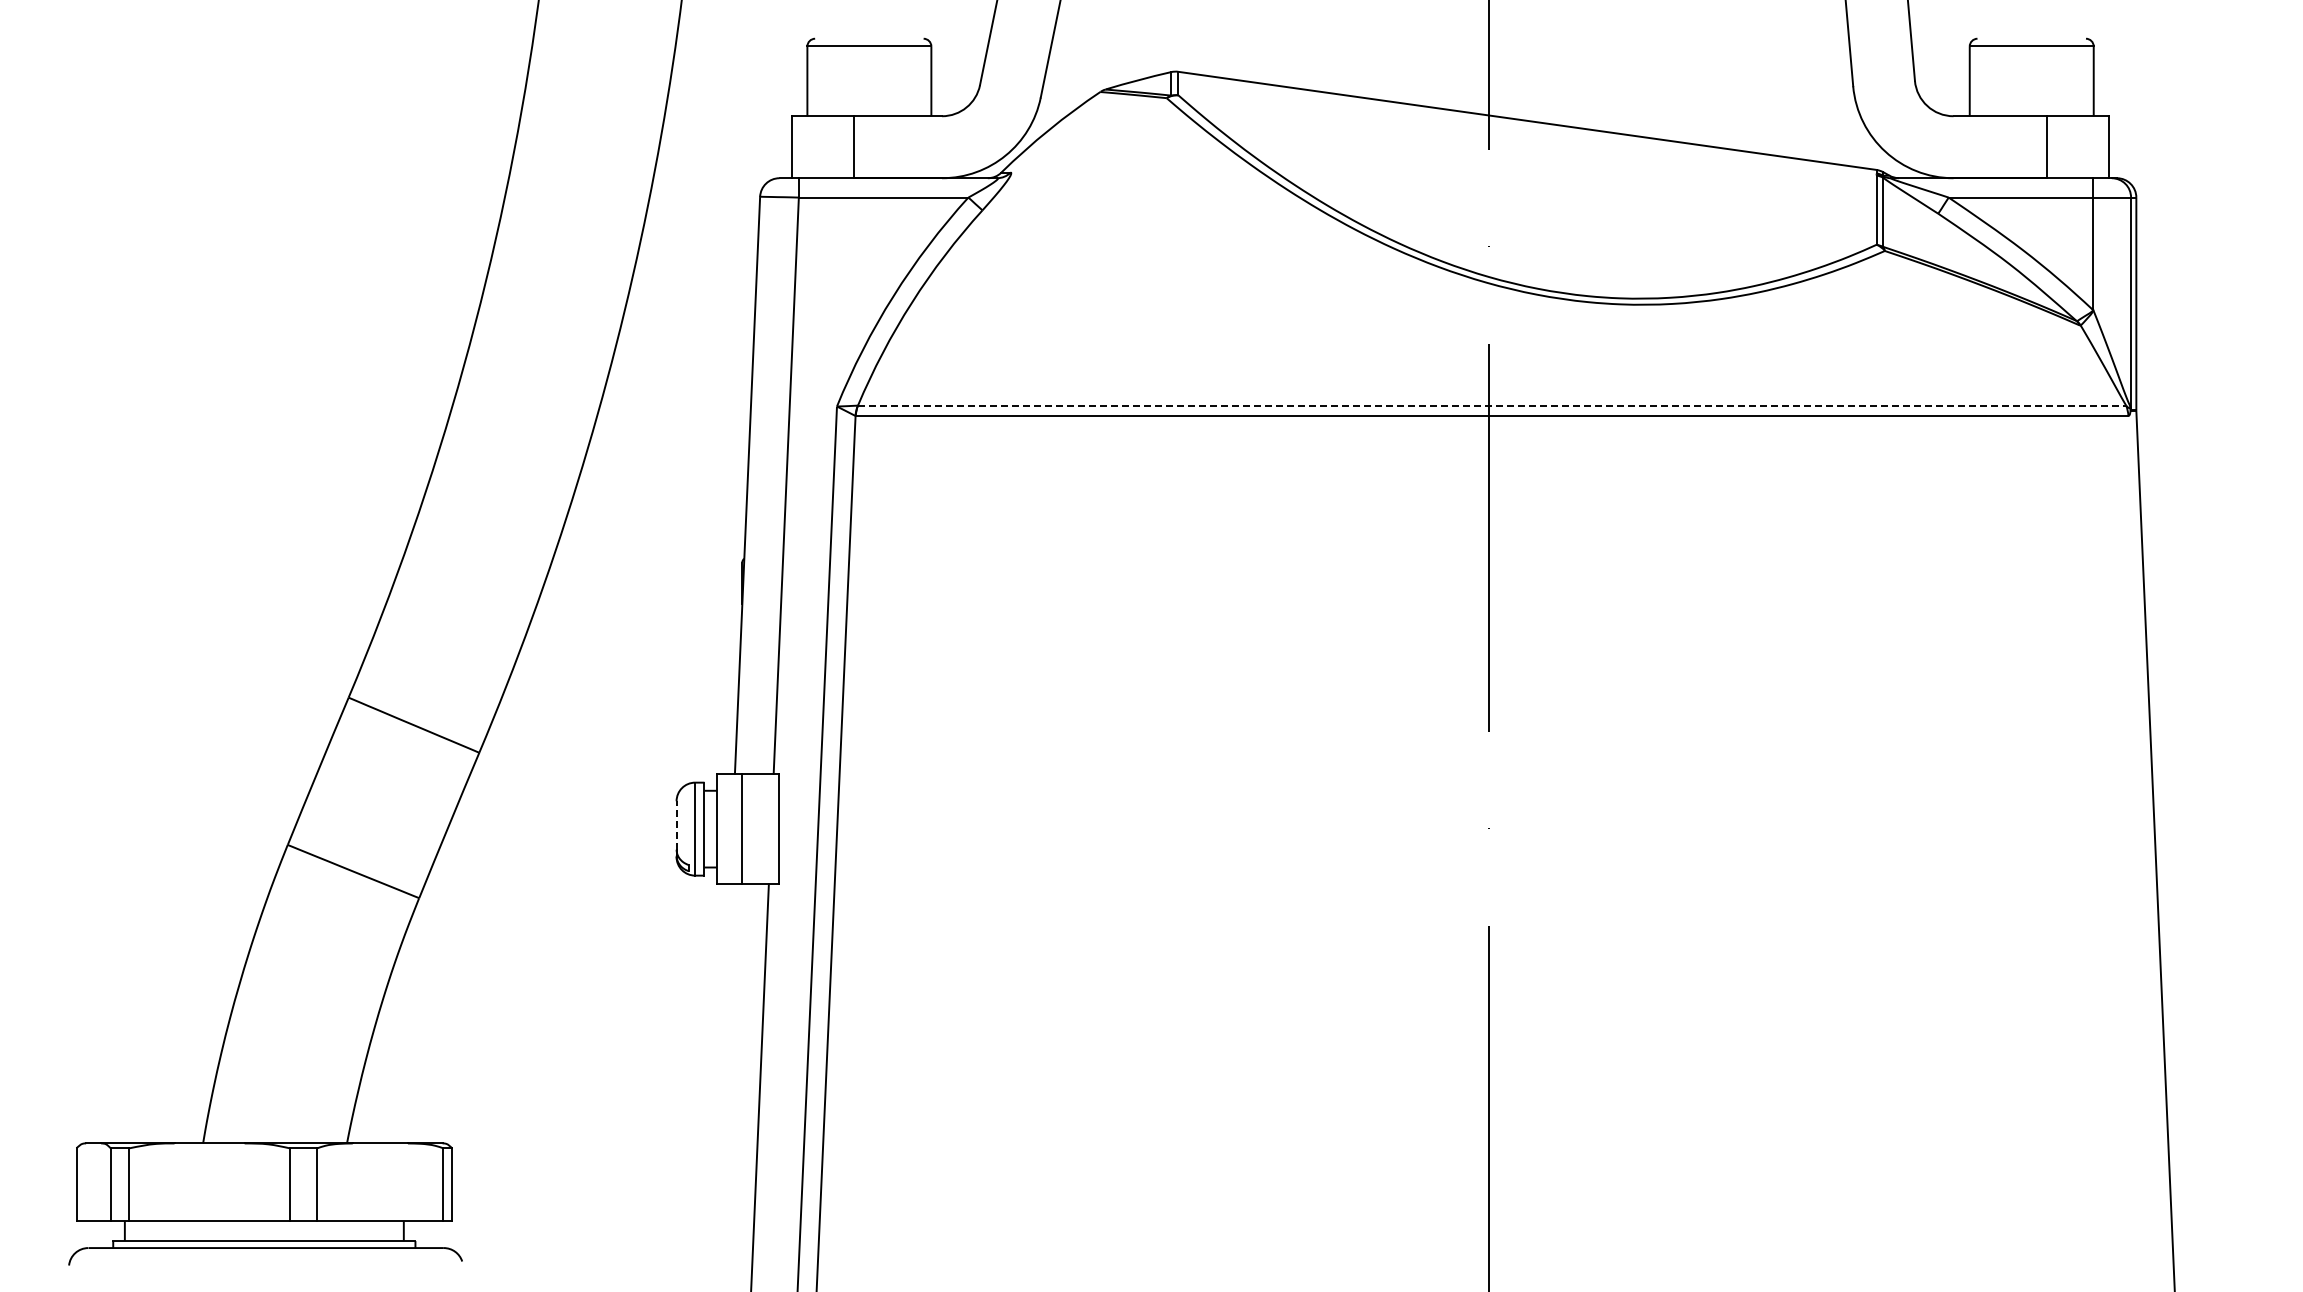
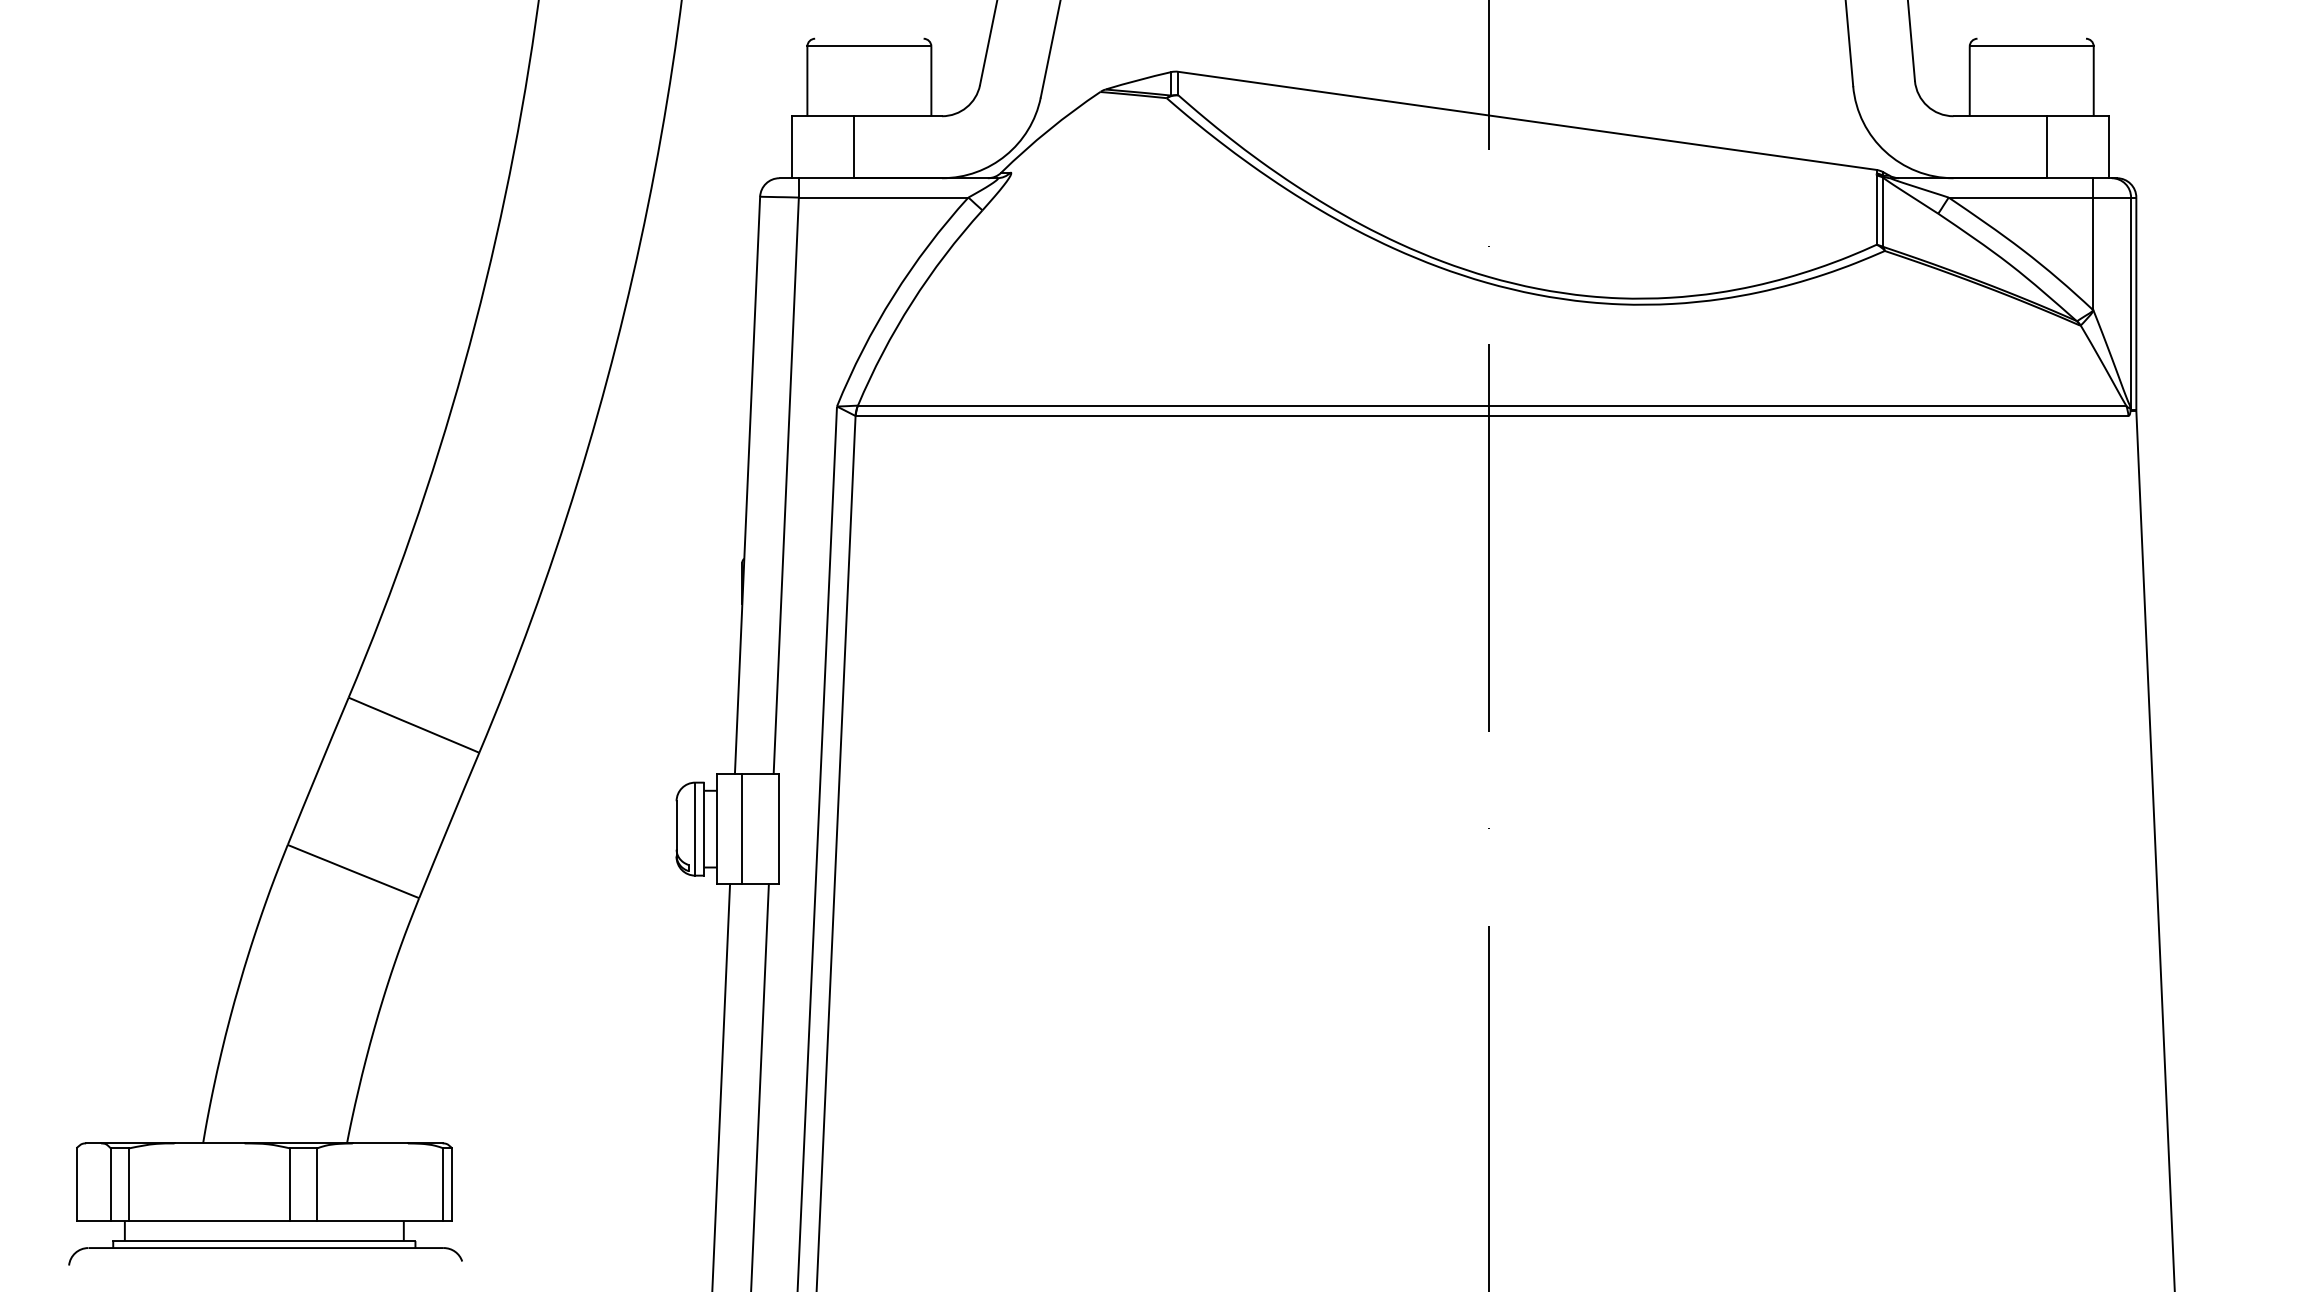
line: dashed -> solid (1492, 405)
line: dashed -> solid (676, 824)
line: none -> present (721, 1086)
